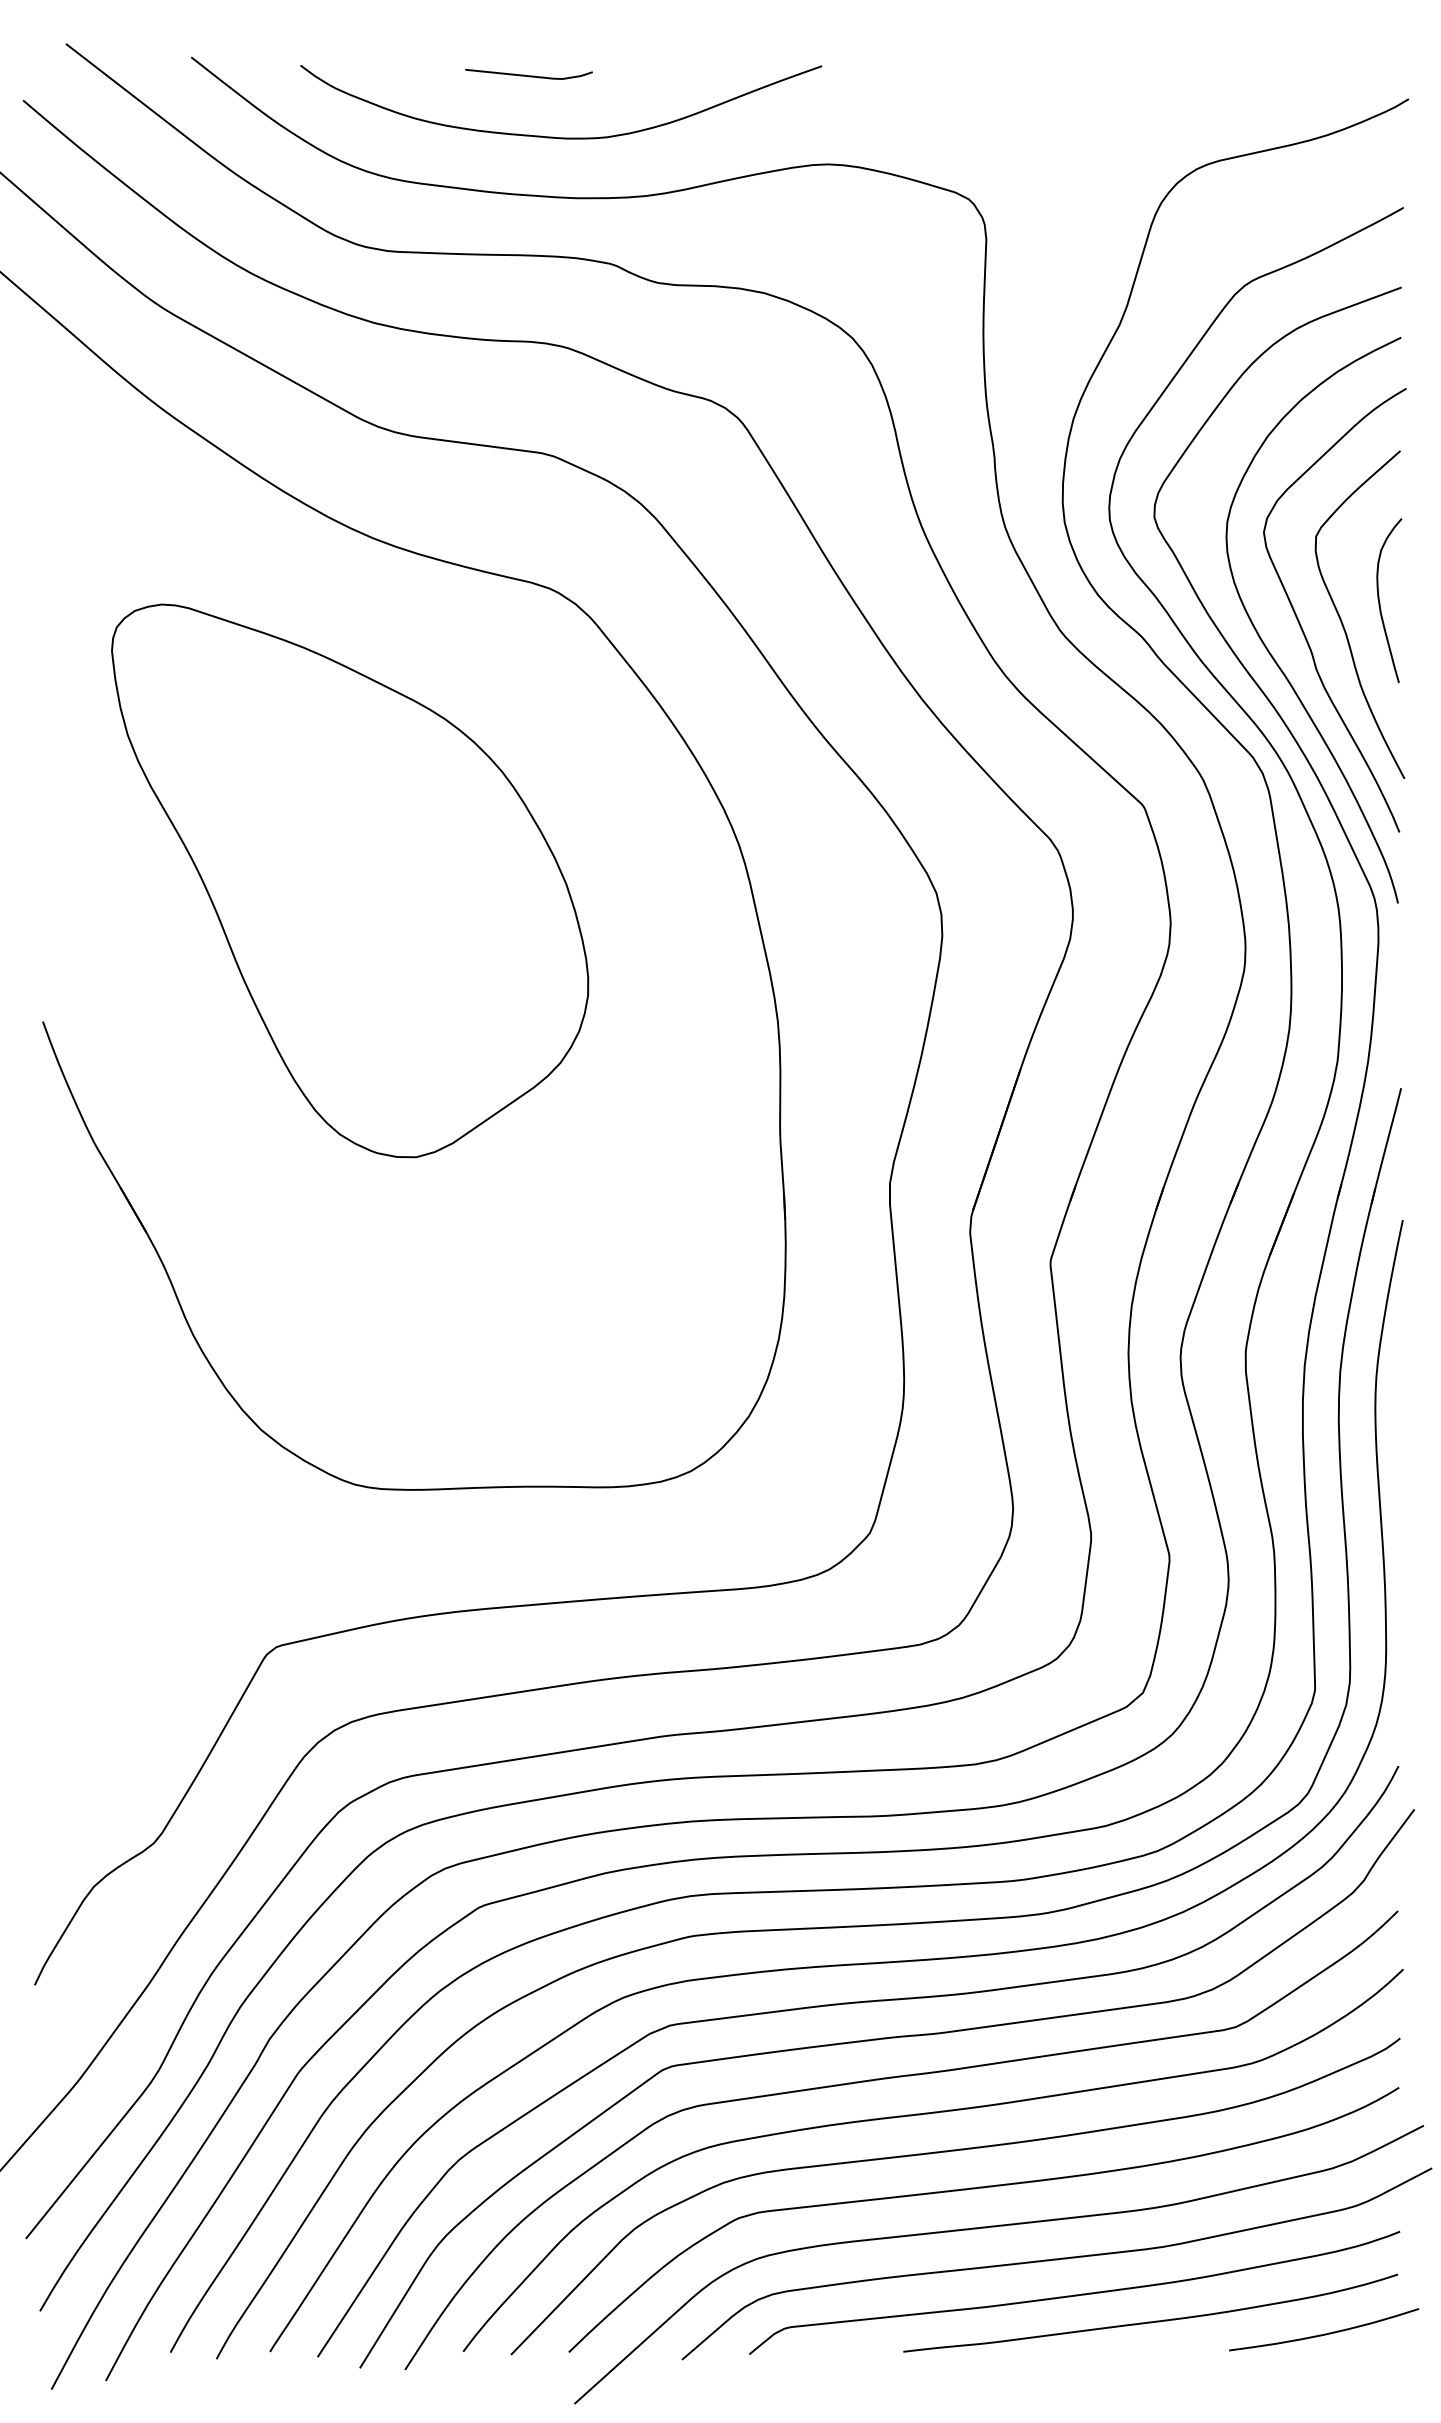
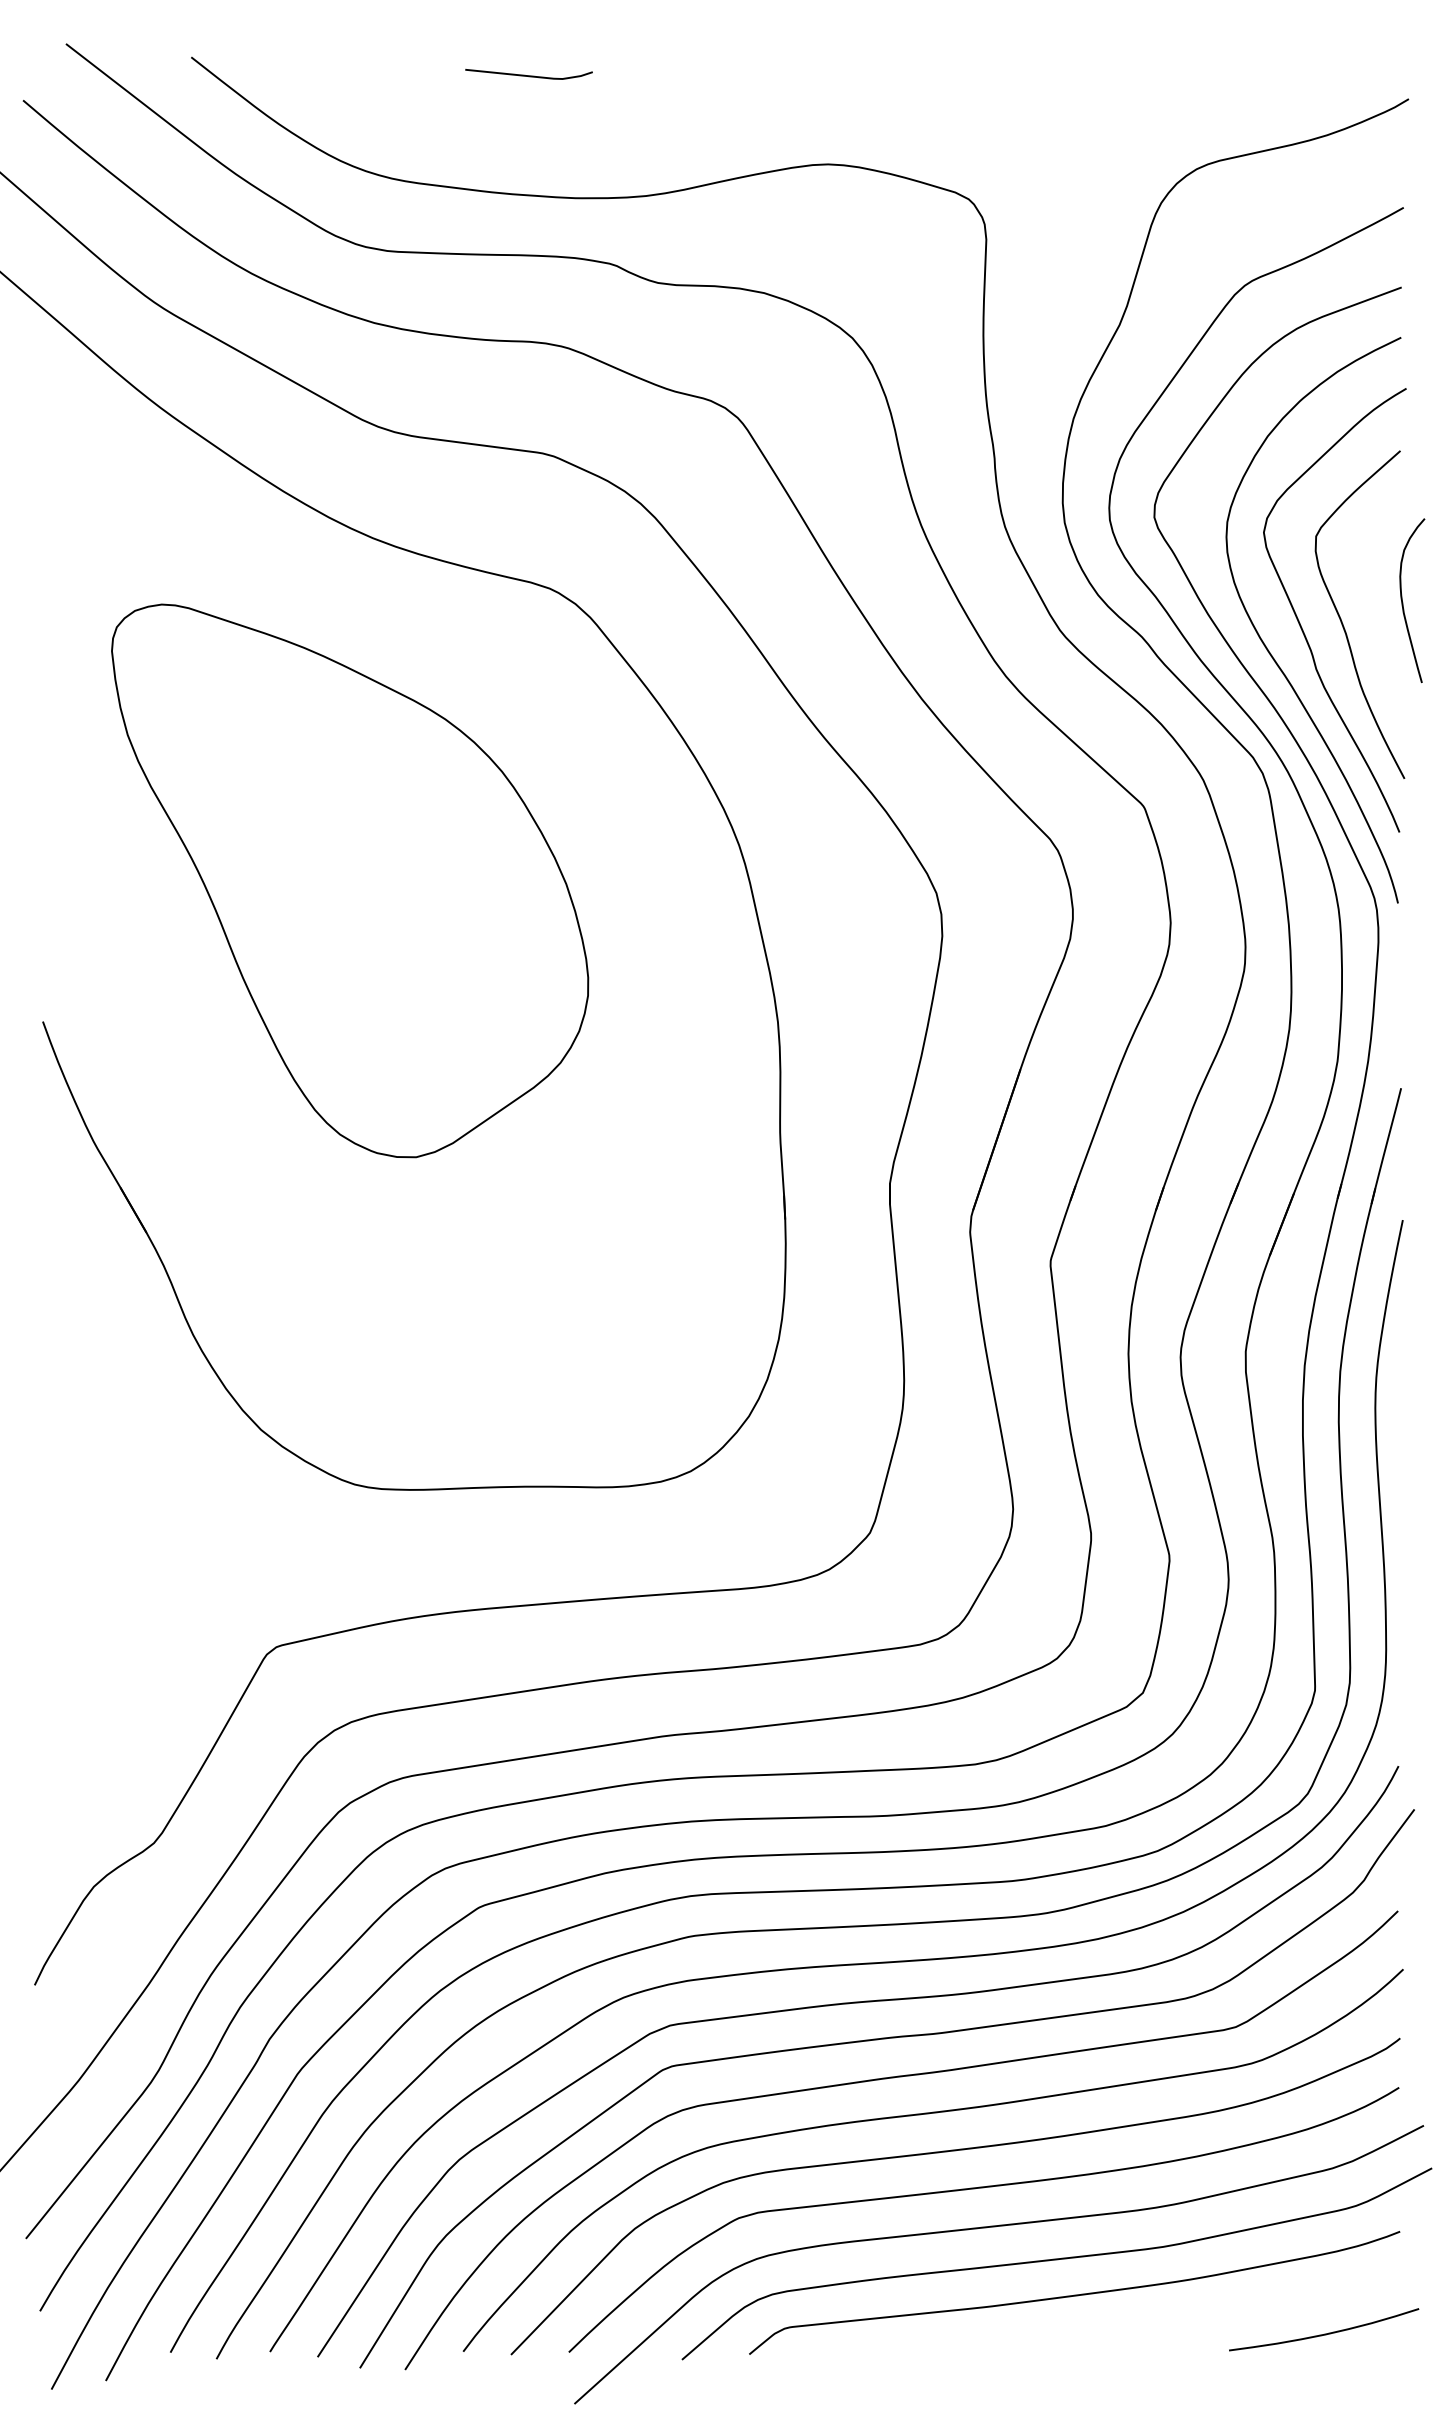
curve: present -> none (553, 136)
curve position: (1380, 602) -> (1403, 602) (1403, 602)
curve: present -> none (1150, 2321)
